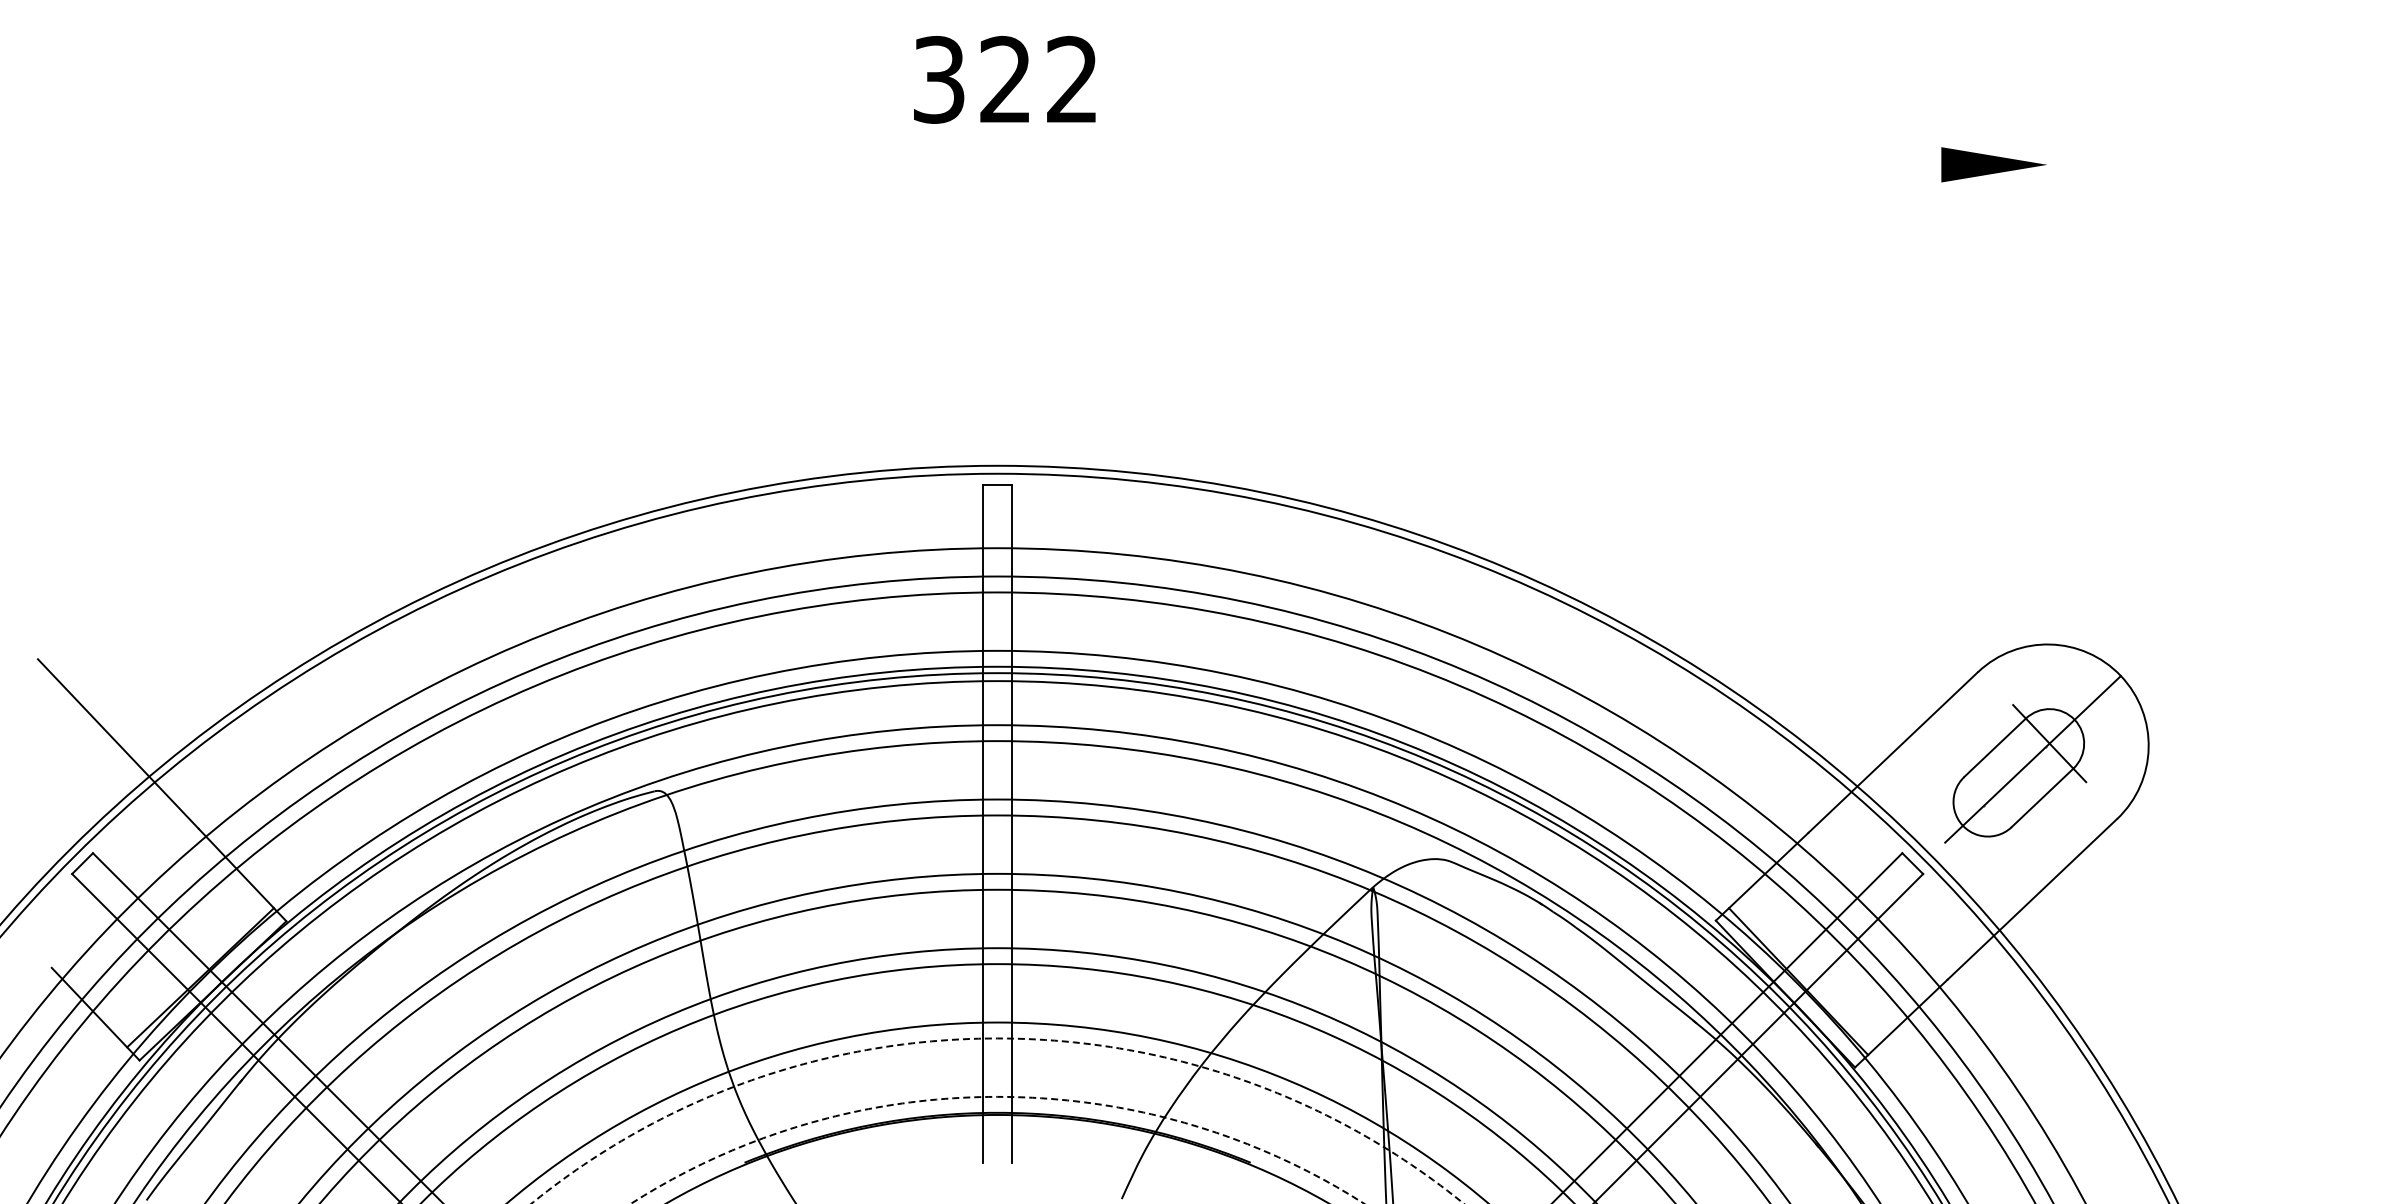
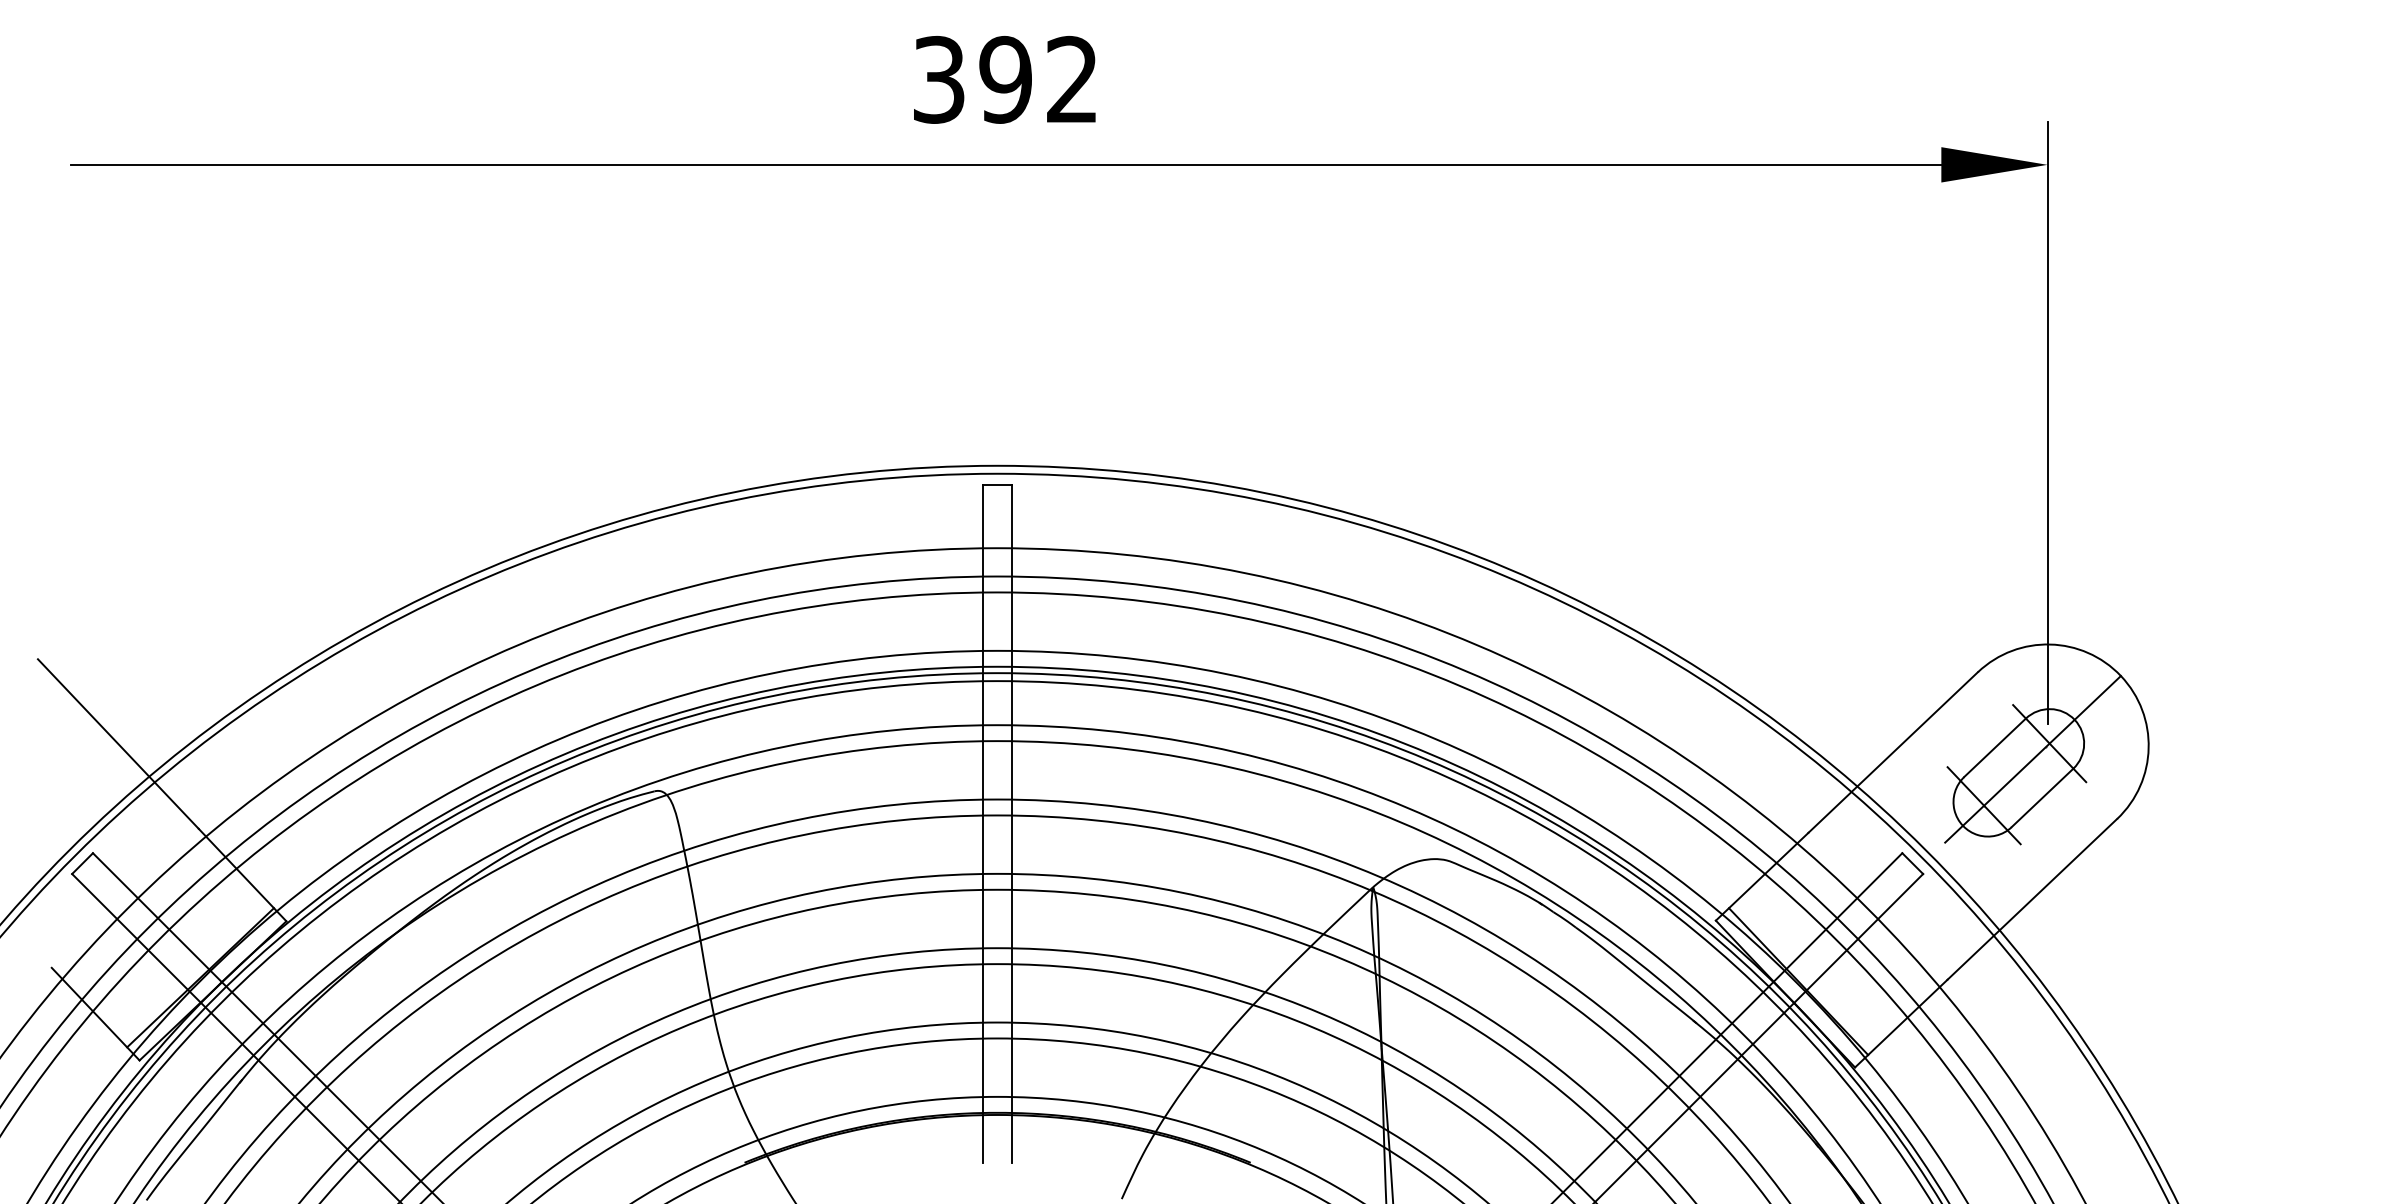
text: 322 -> 392 (1005, 79)
line: none -> present (1005, 164)
line: none -> present (2047, 423)
line: none -> present (1983, 805)
circle: dashed -> solid (997, 1120)
circle: dashed -> solid (997, 1149)
